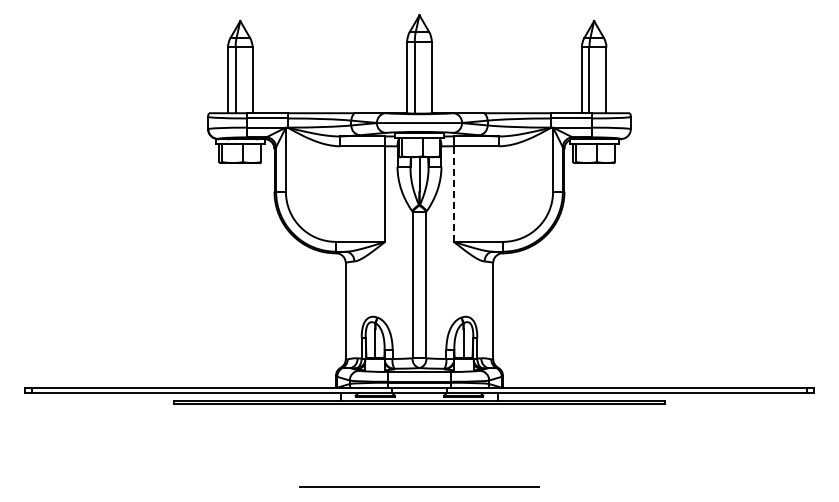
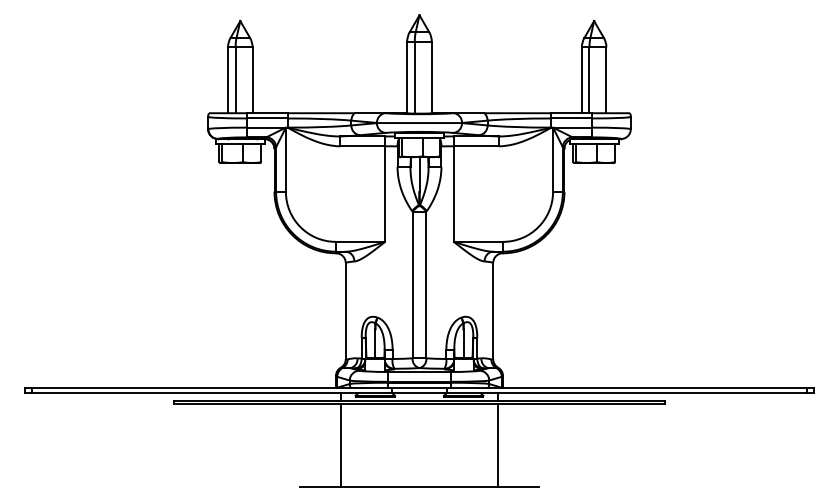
line: dashed -> solid (453, 194)
line: none -> present (341, 445)
line: none -> present (498, 445)
